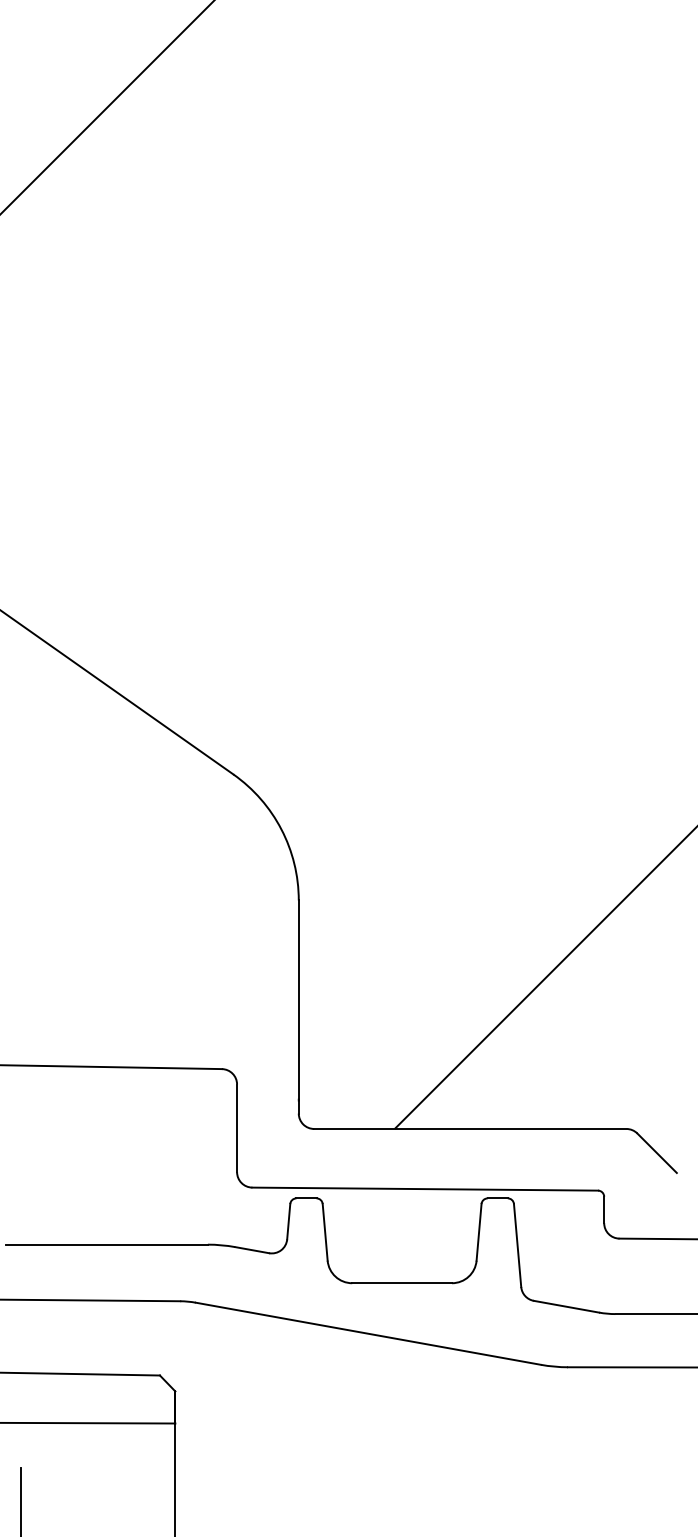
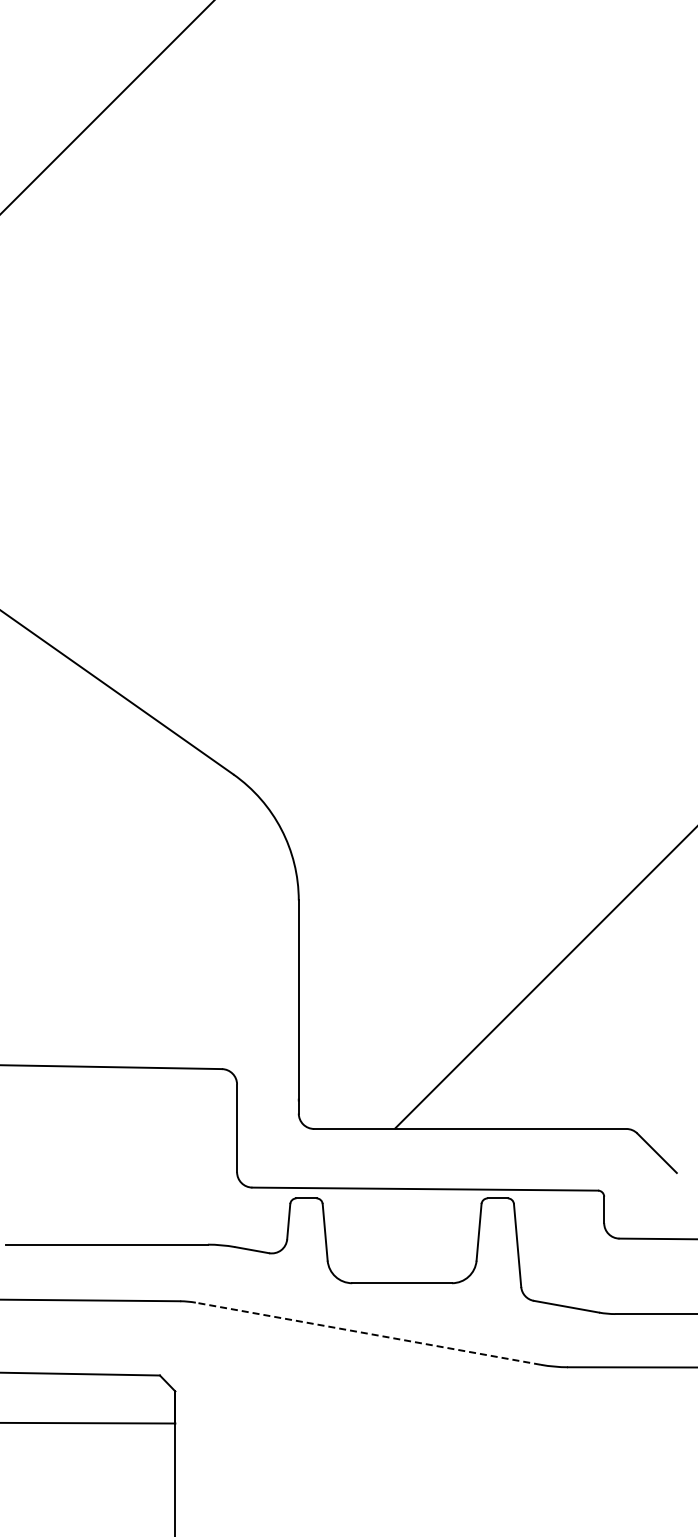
line: solid -> dashed (367, 1333)
line: present -> none (21, 1500)
